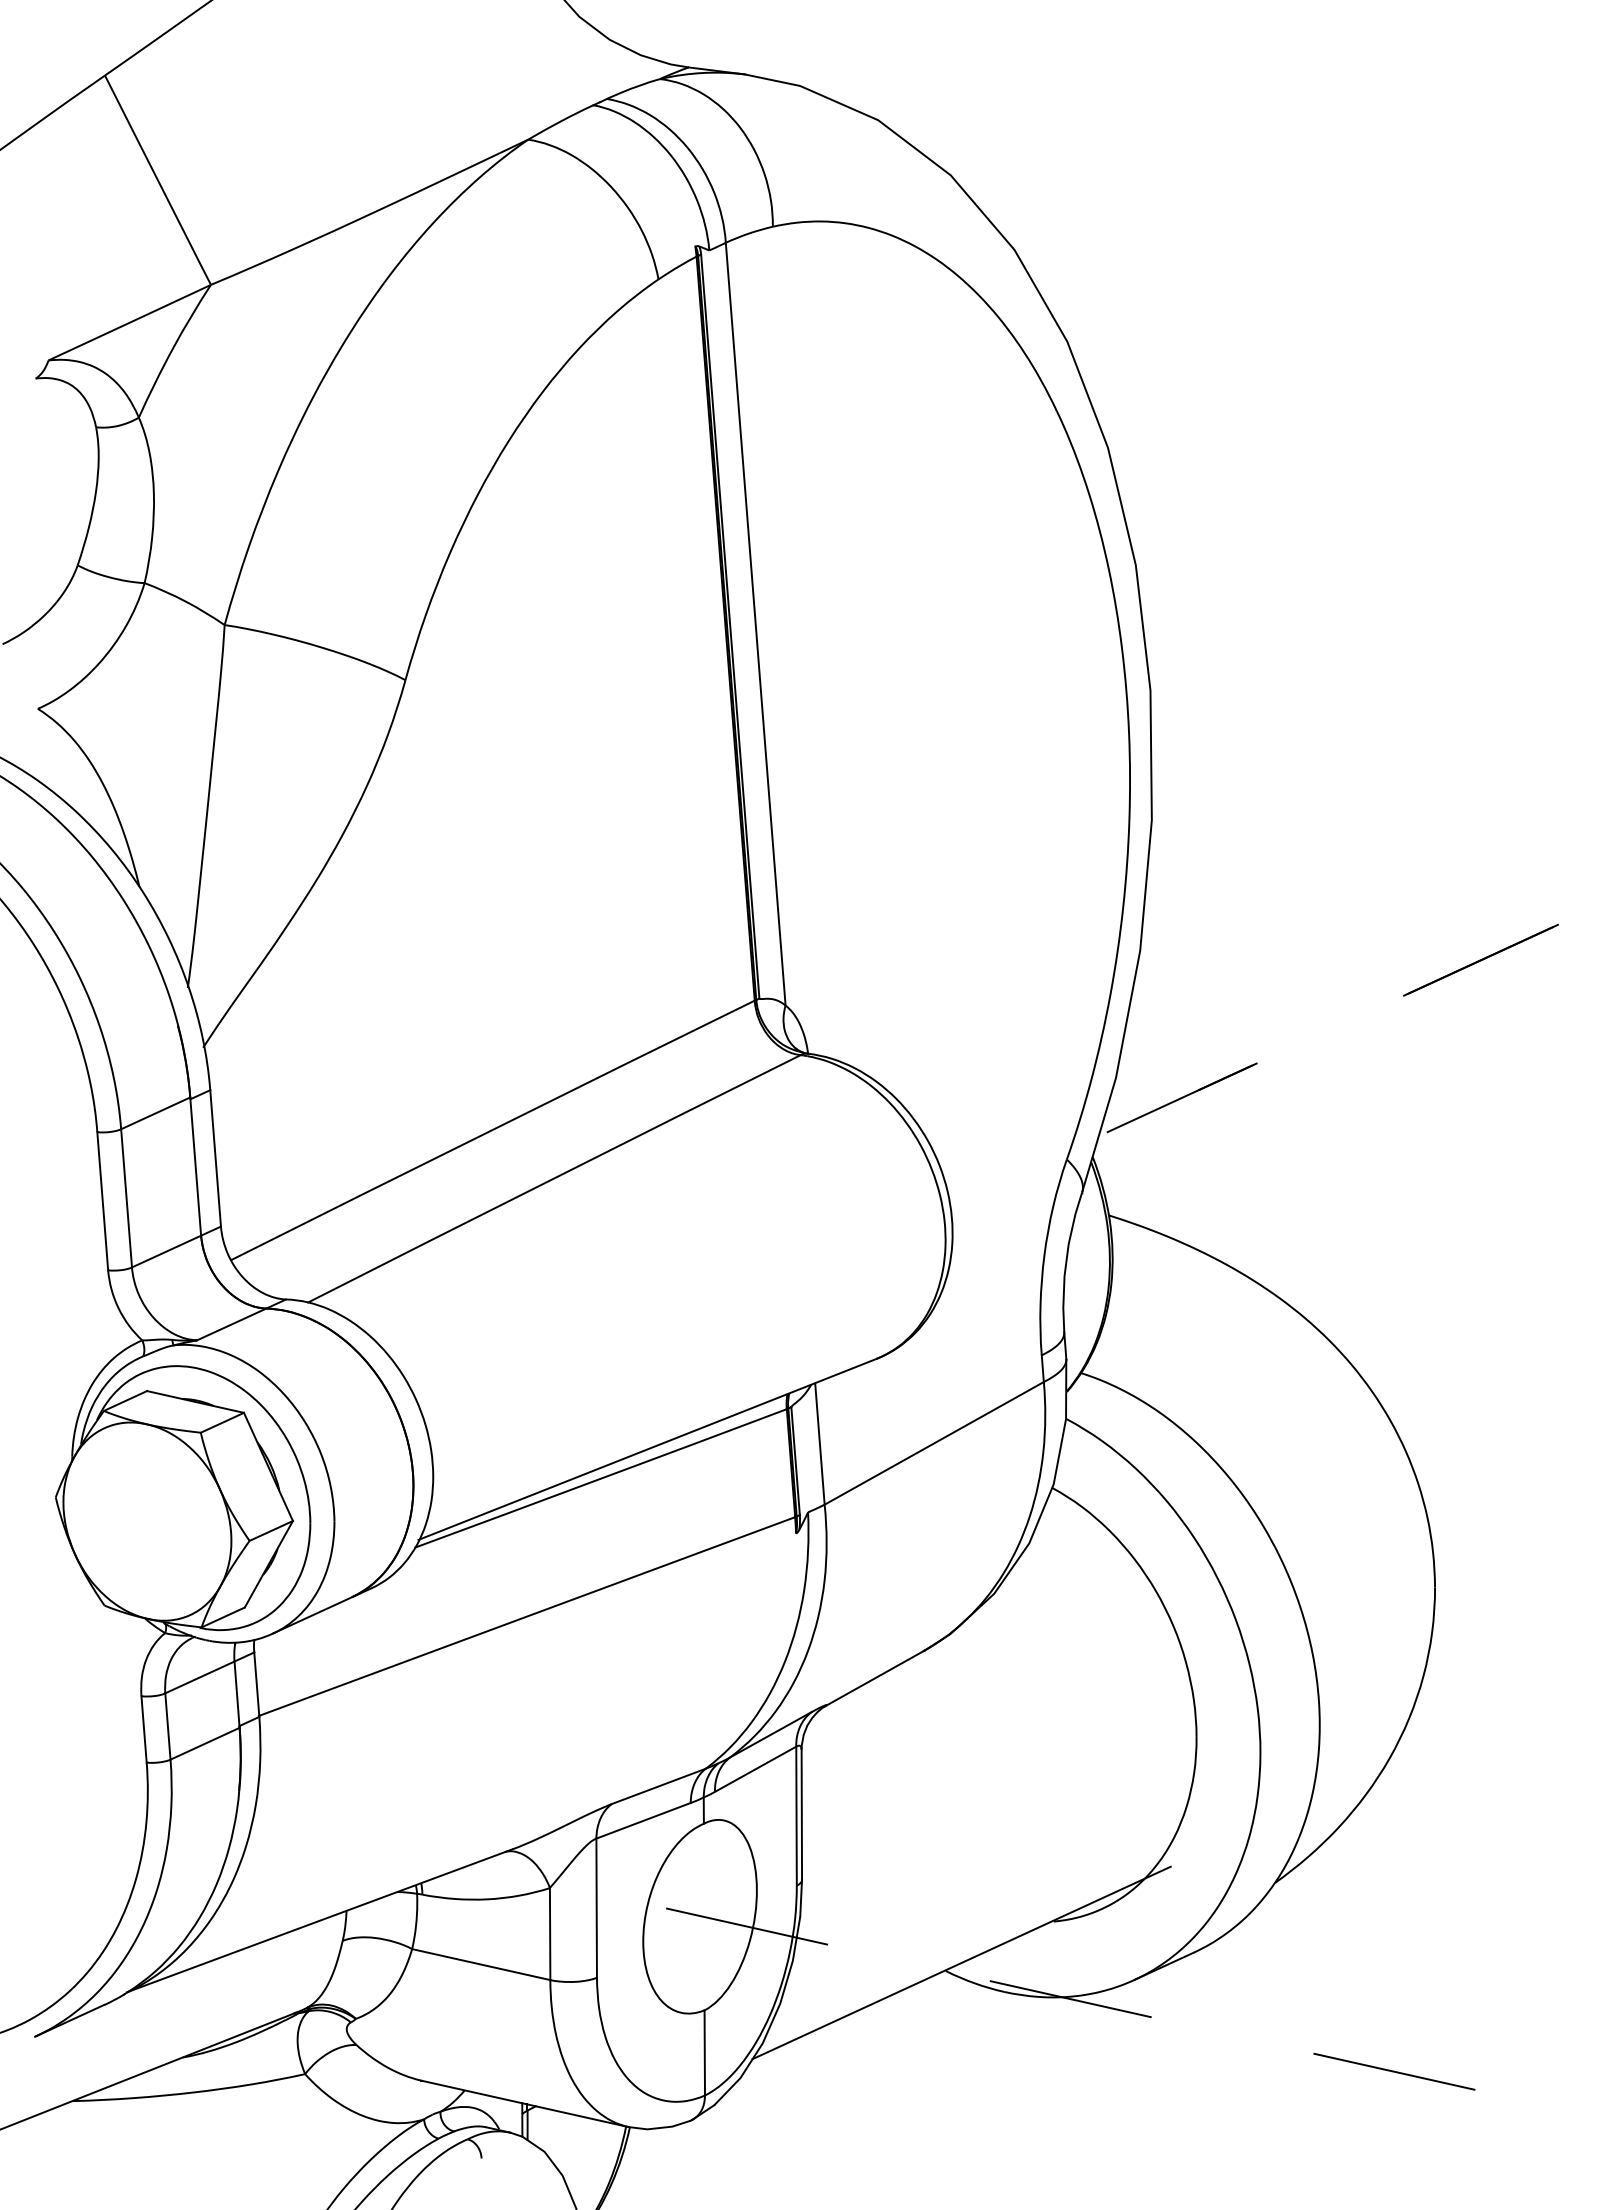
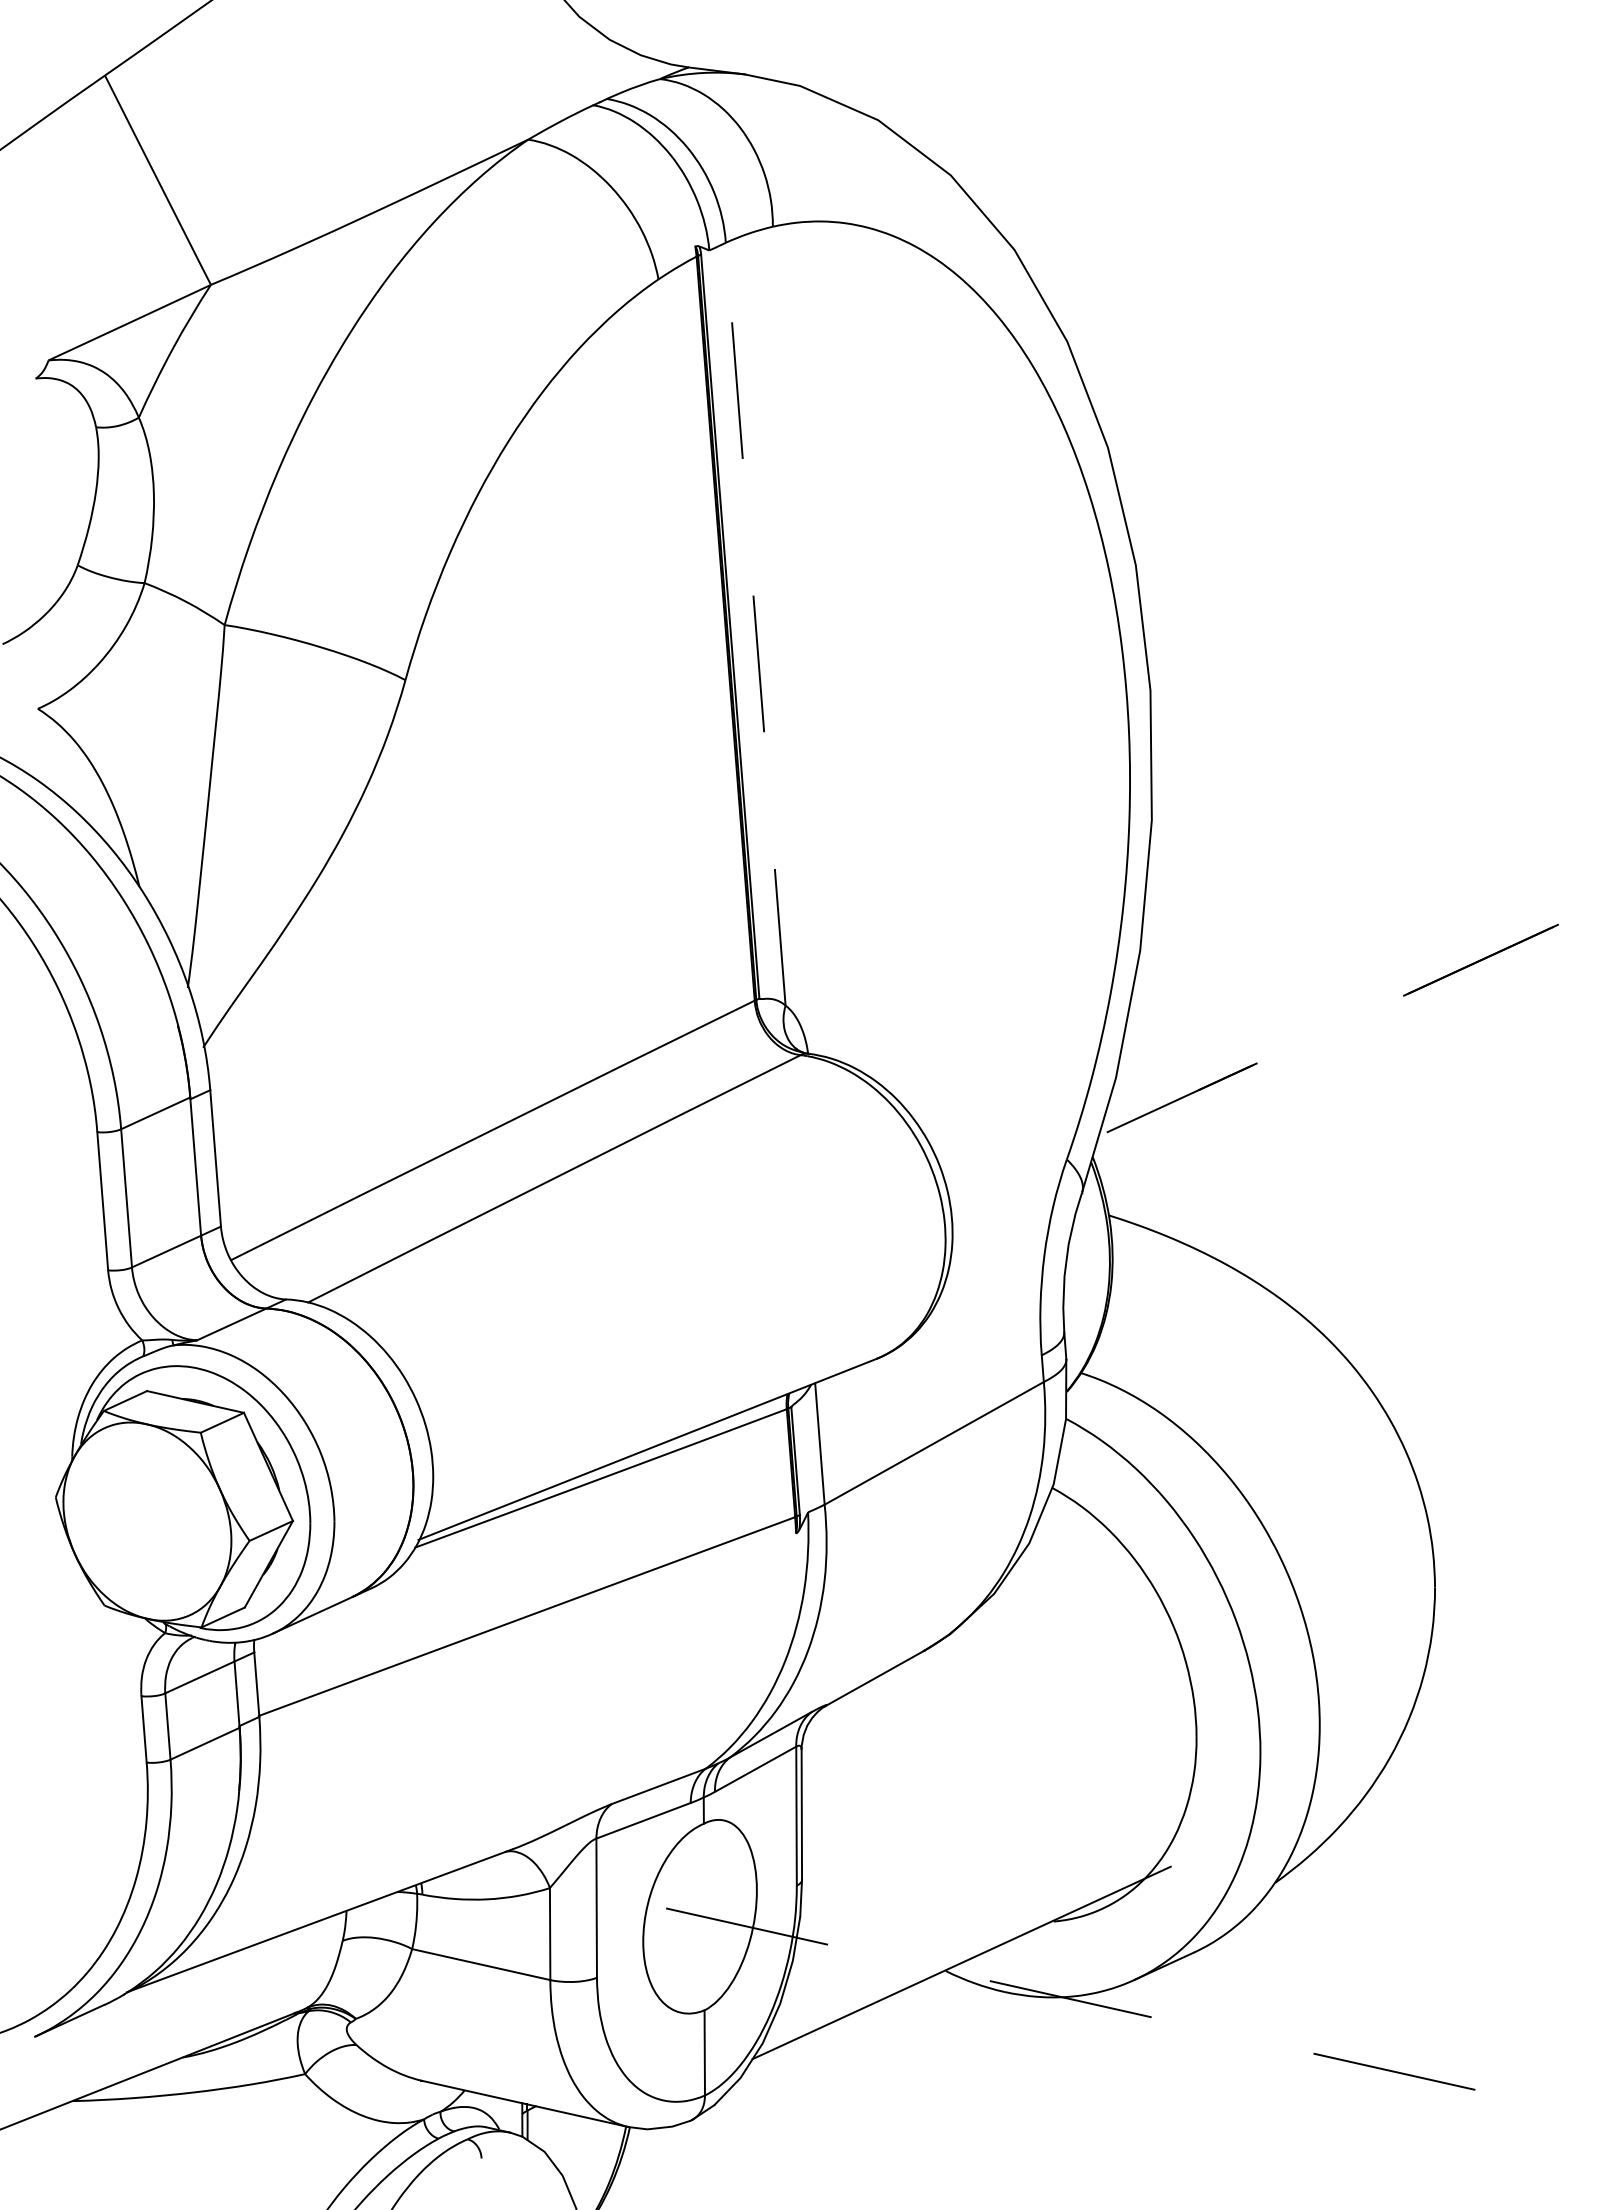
line: solid -> dashed (755, 624)
